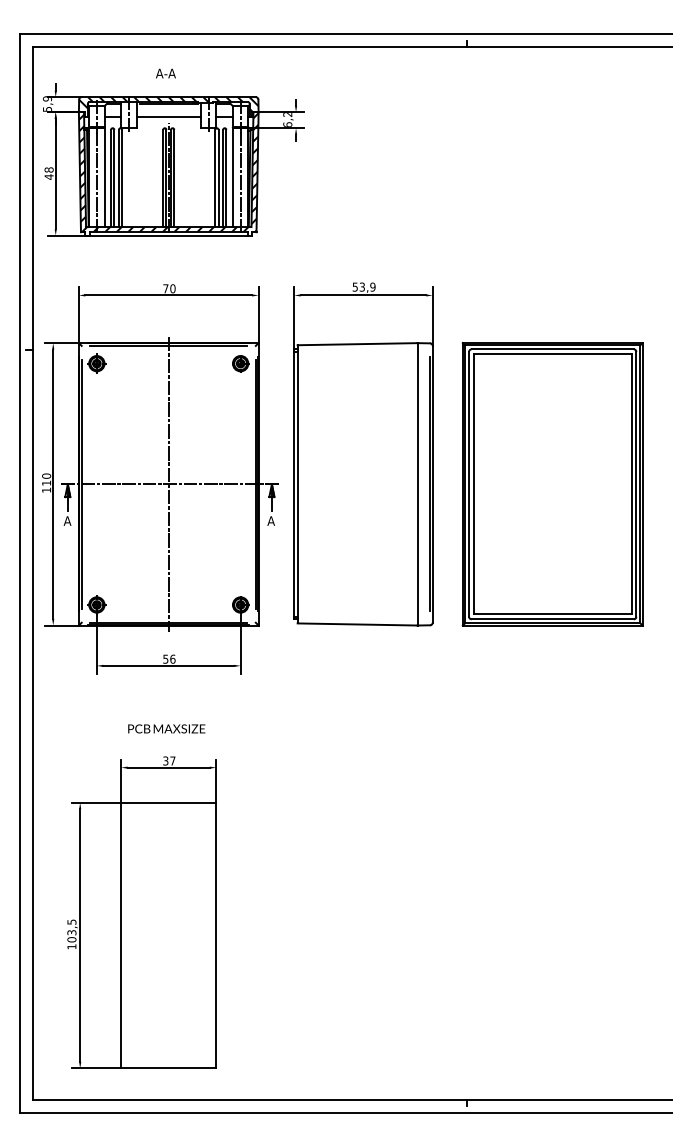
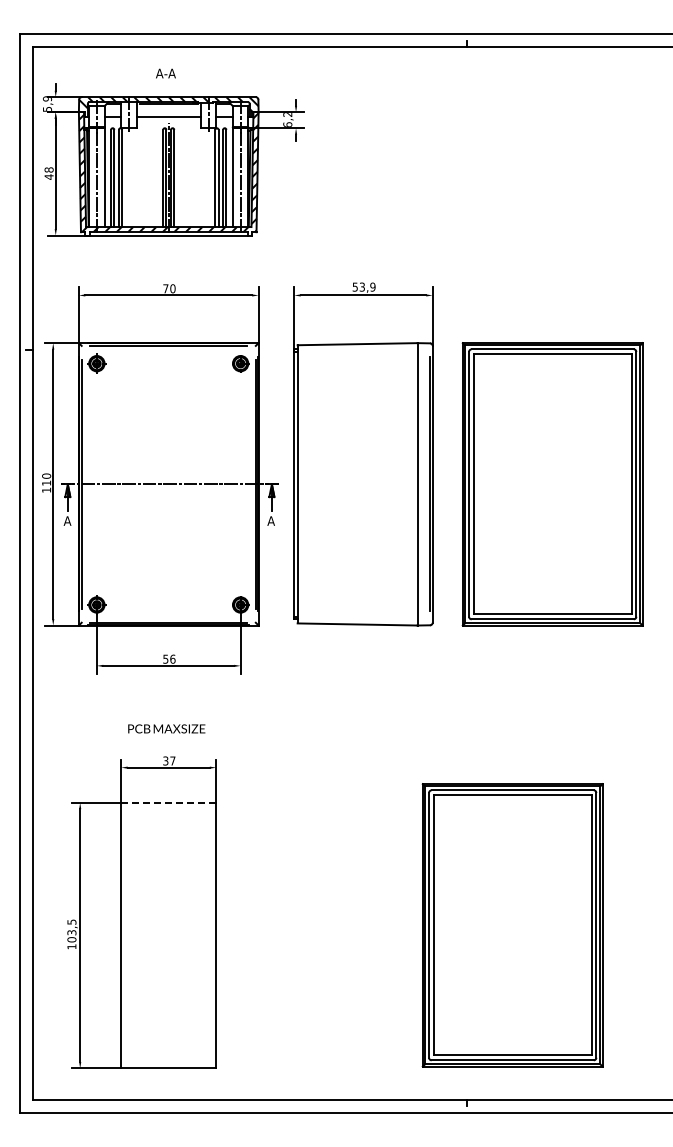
line: present -> none (168, 483)
line: solid -> dashed (169, 802)
part: none -> present (512, 925)
